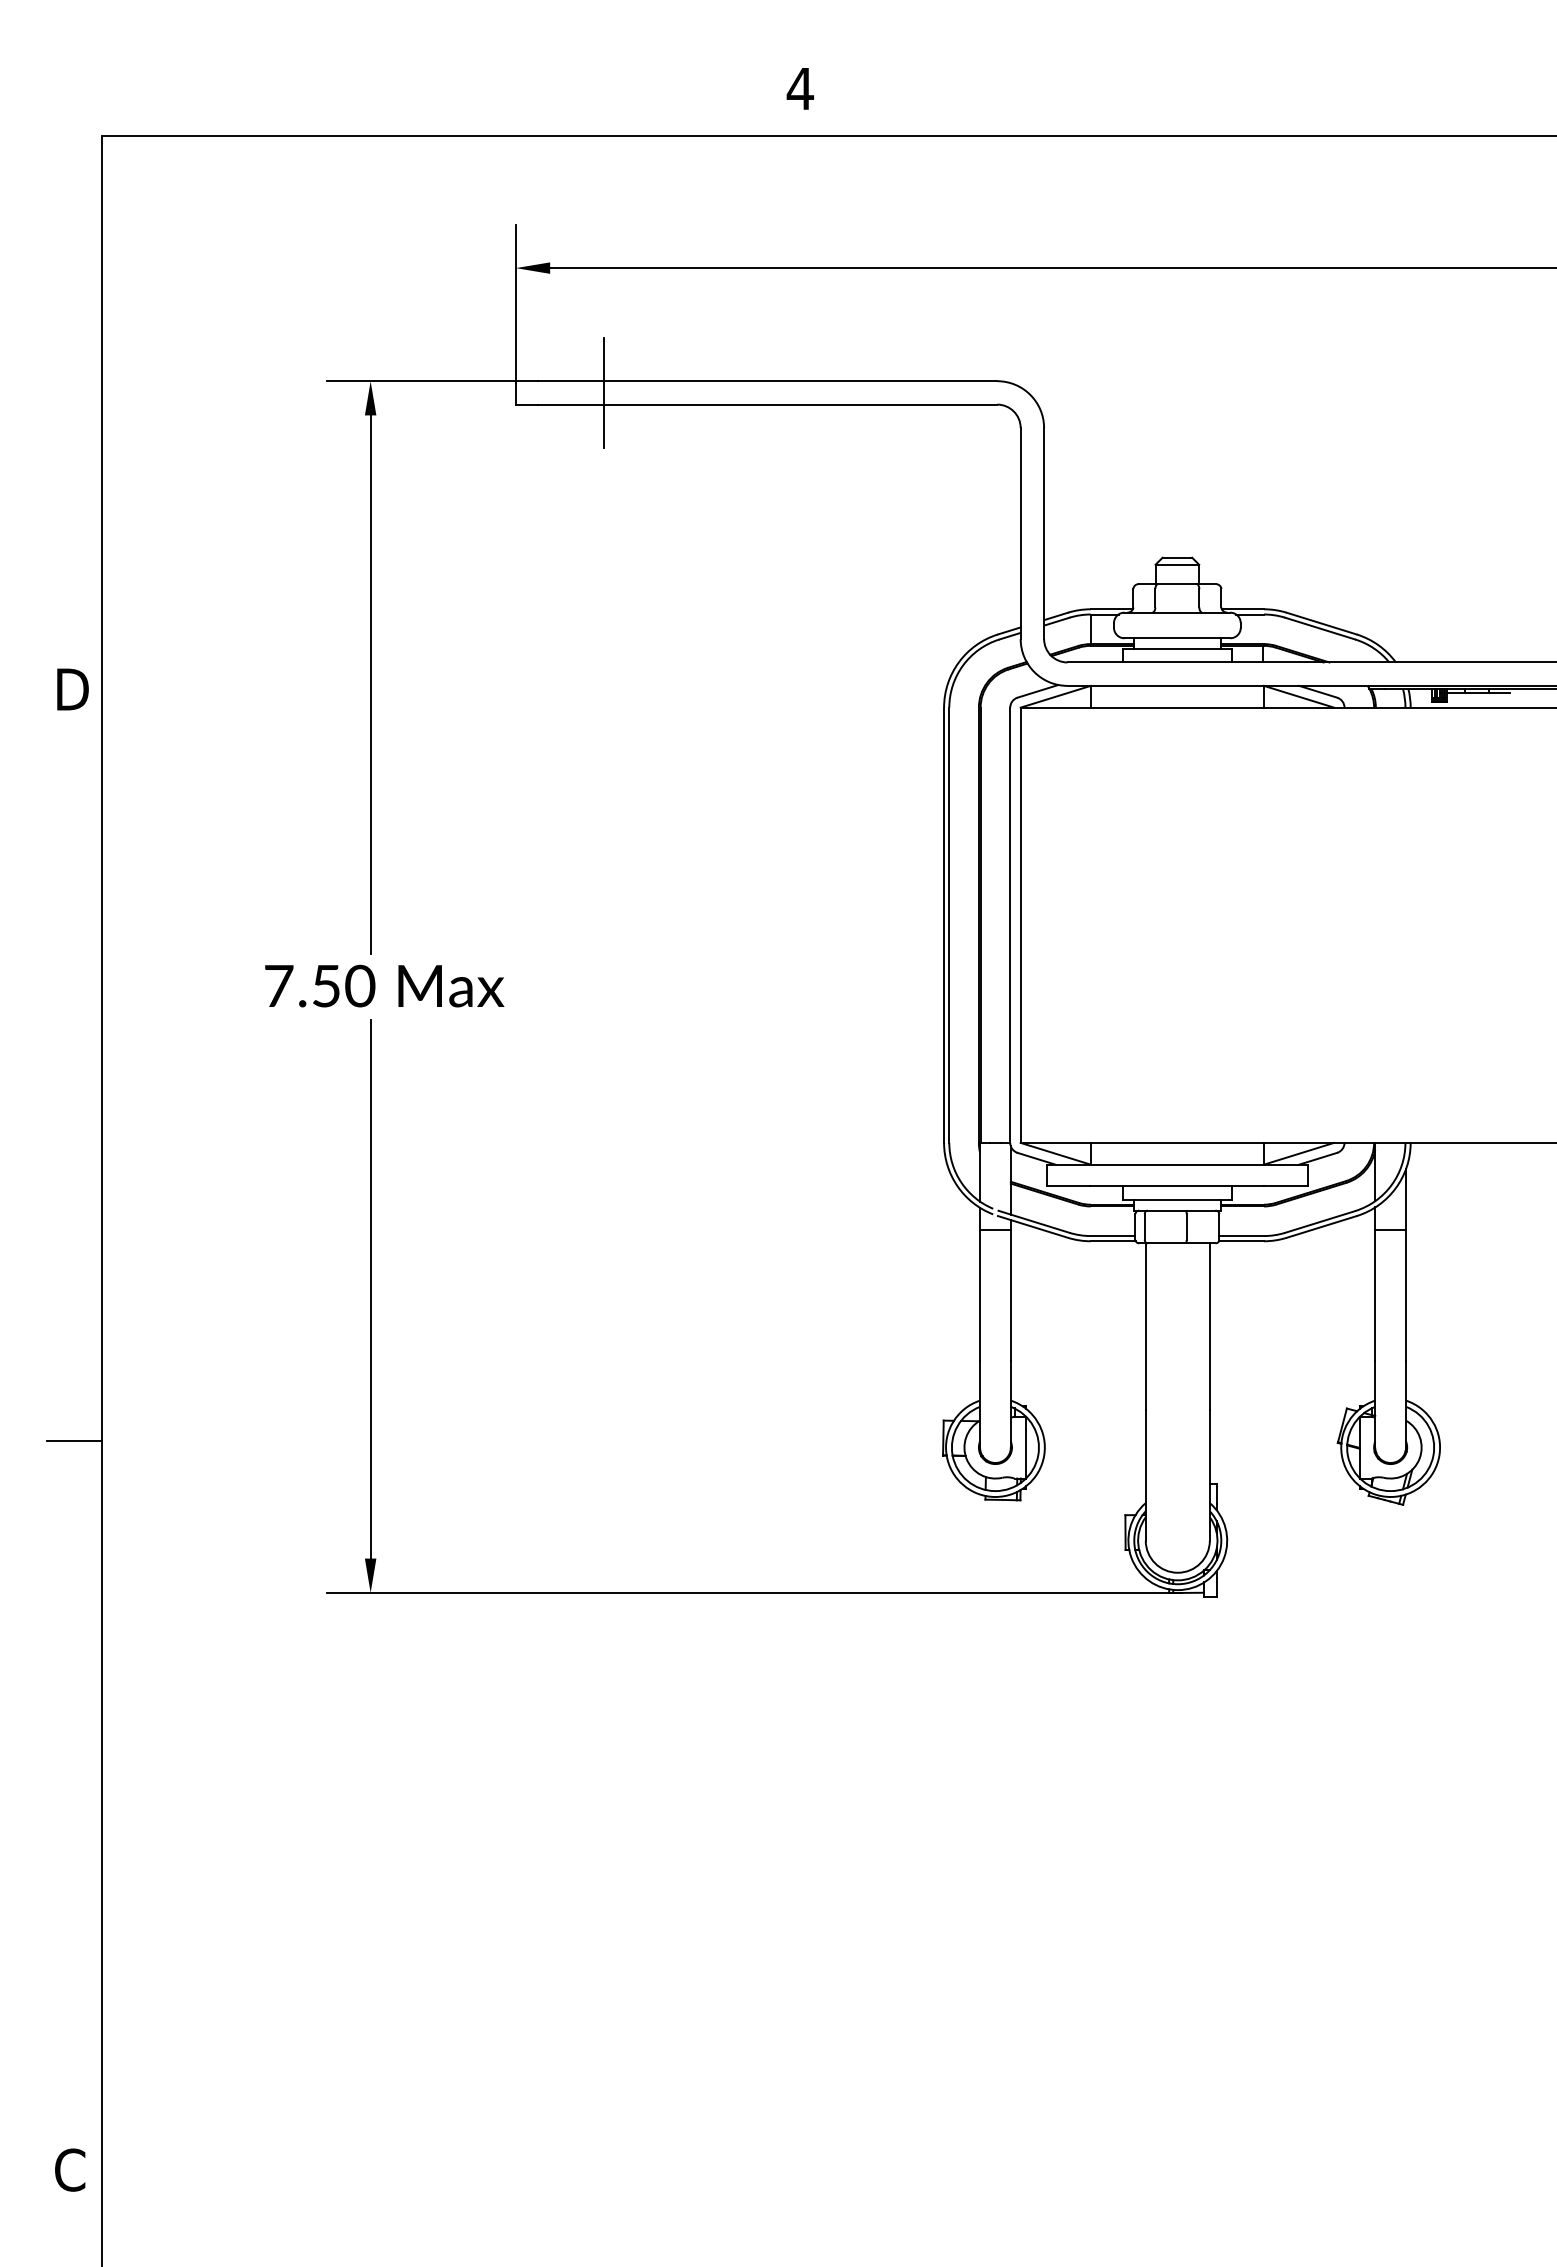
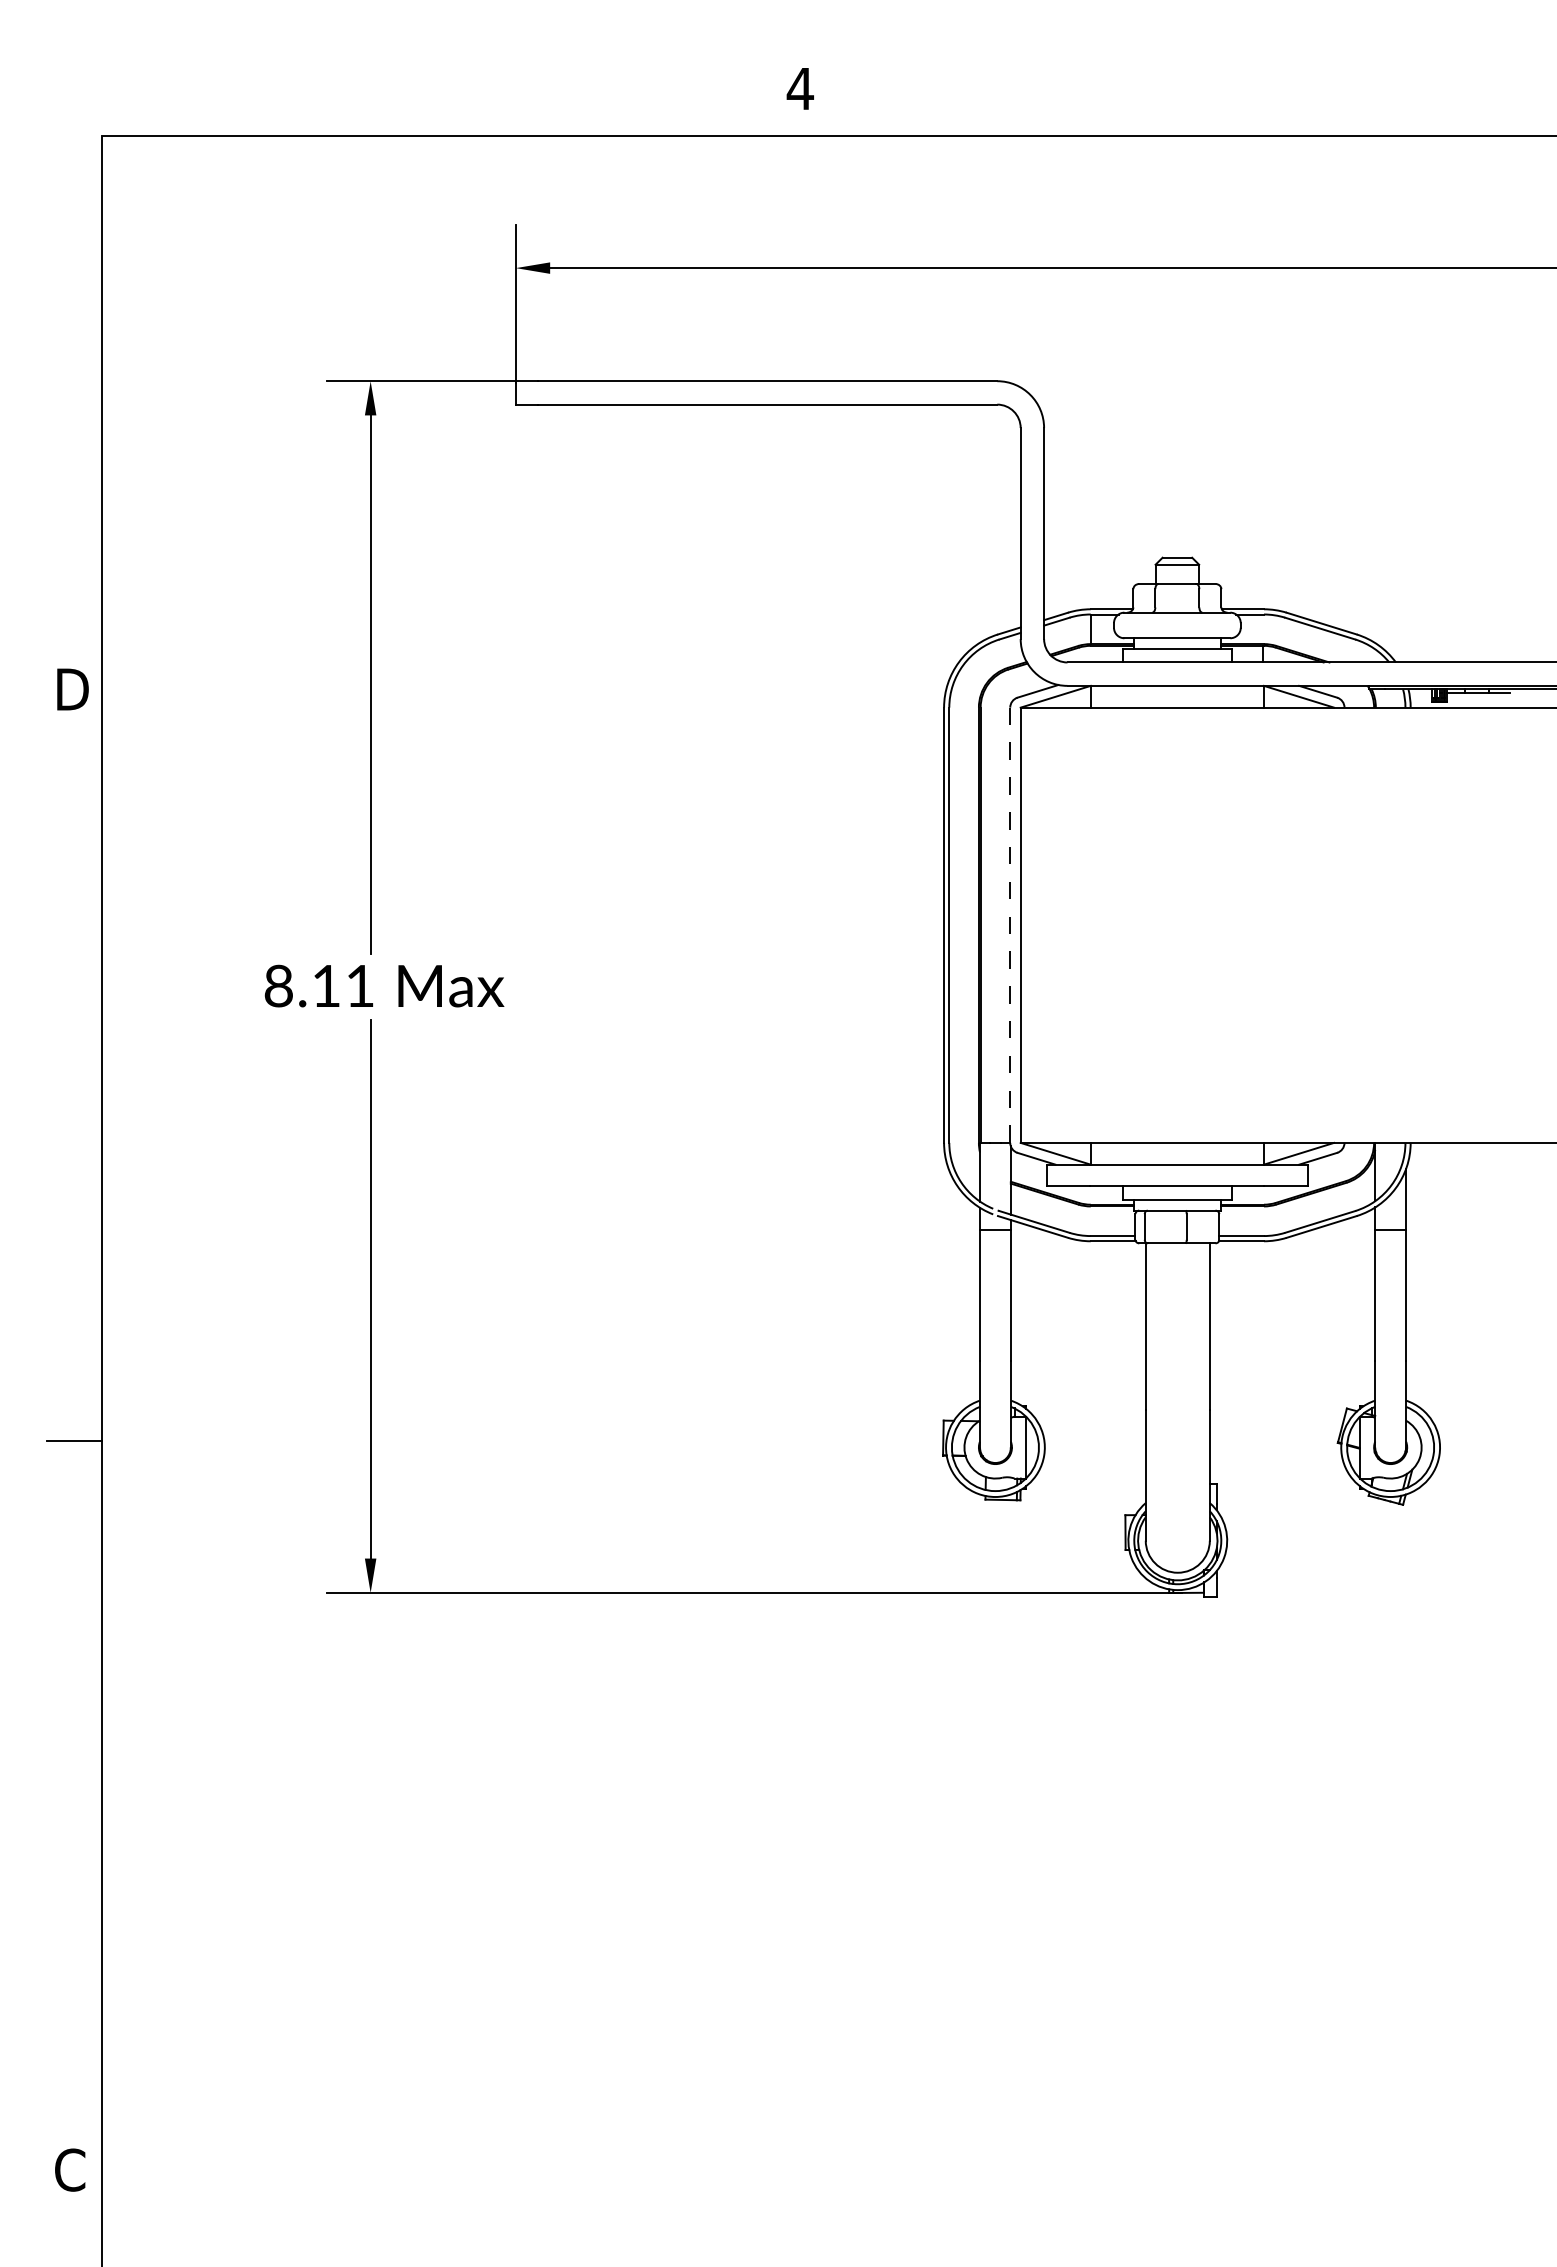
line: present -> none (603, 392)
line: solid -> dashed (1010, 925)
text: 7.50 -> 8.11 (319, 985)
